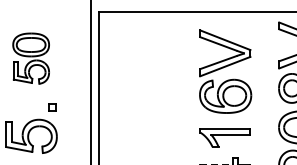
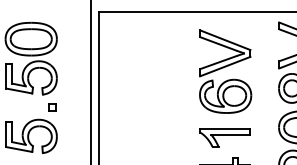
part size: 38x53 px -> 54x75 px (30, 58)
line: dashed -> solid (216, 164)
